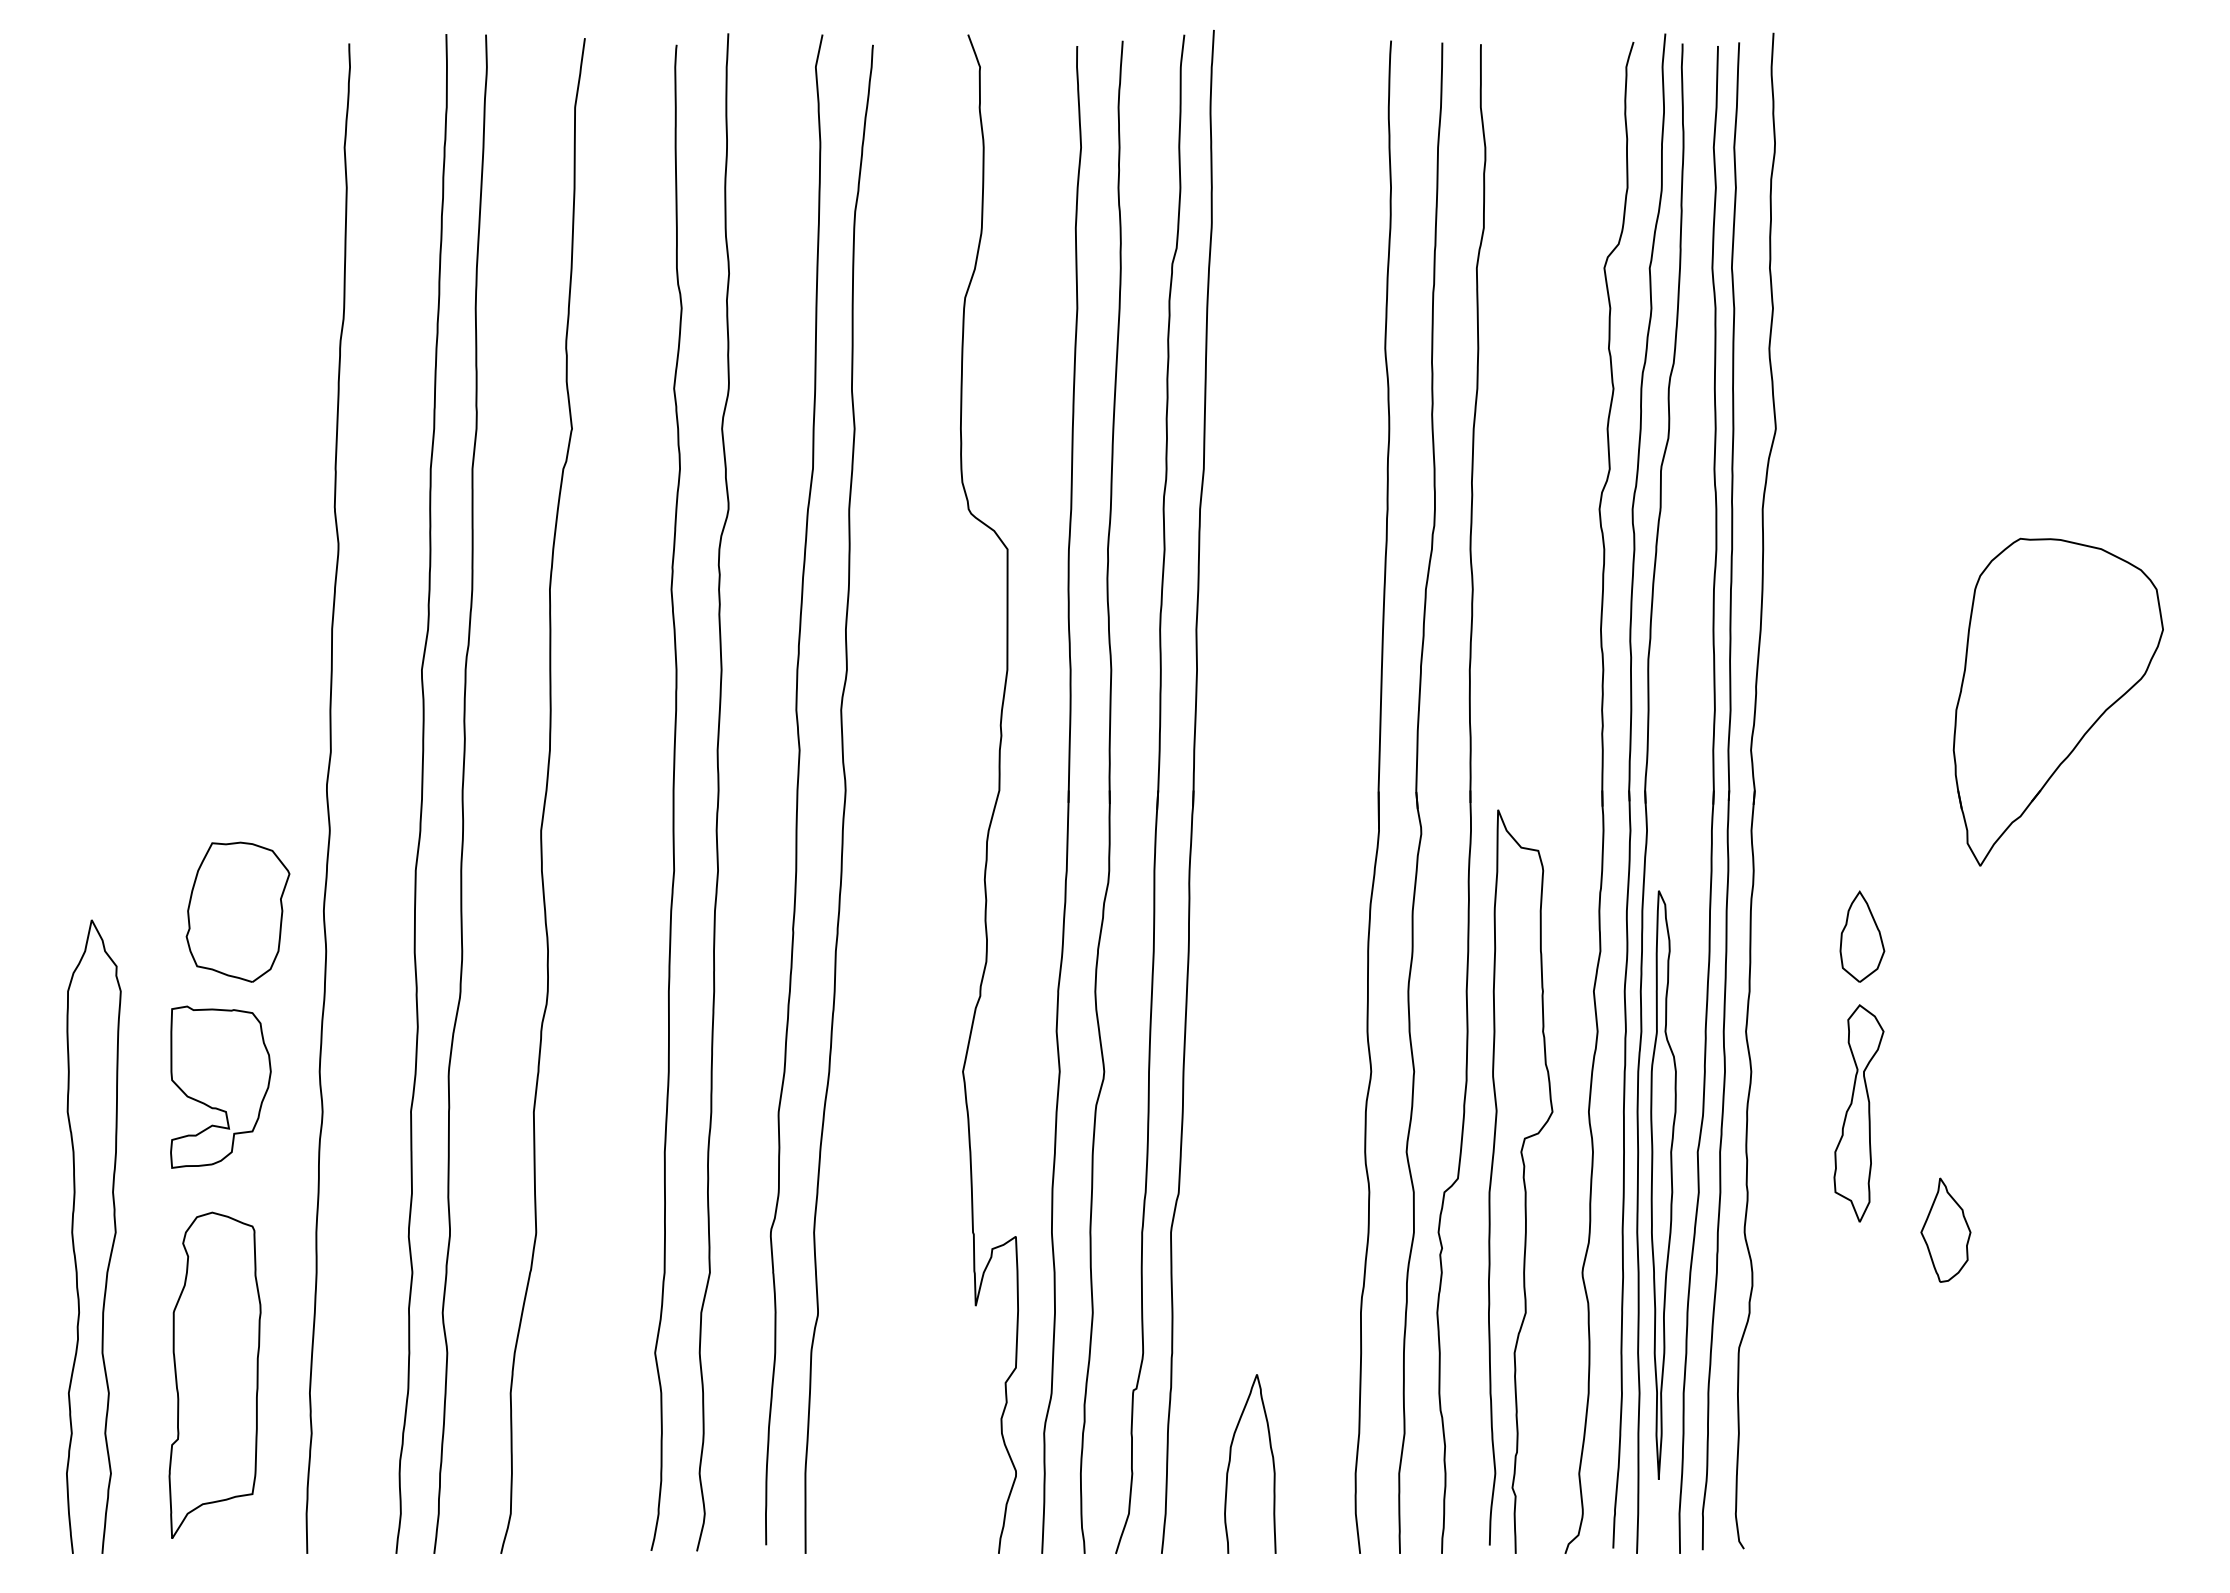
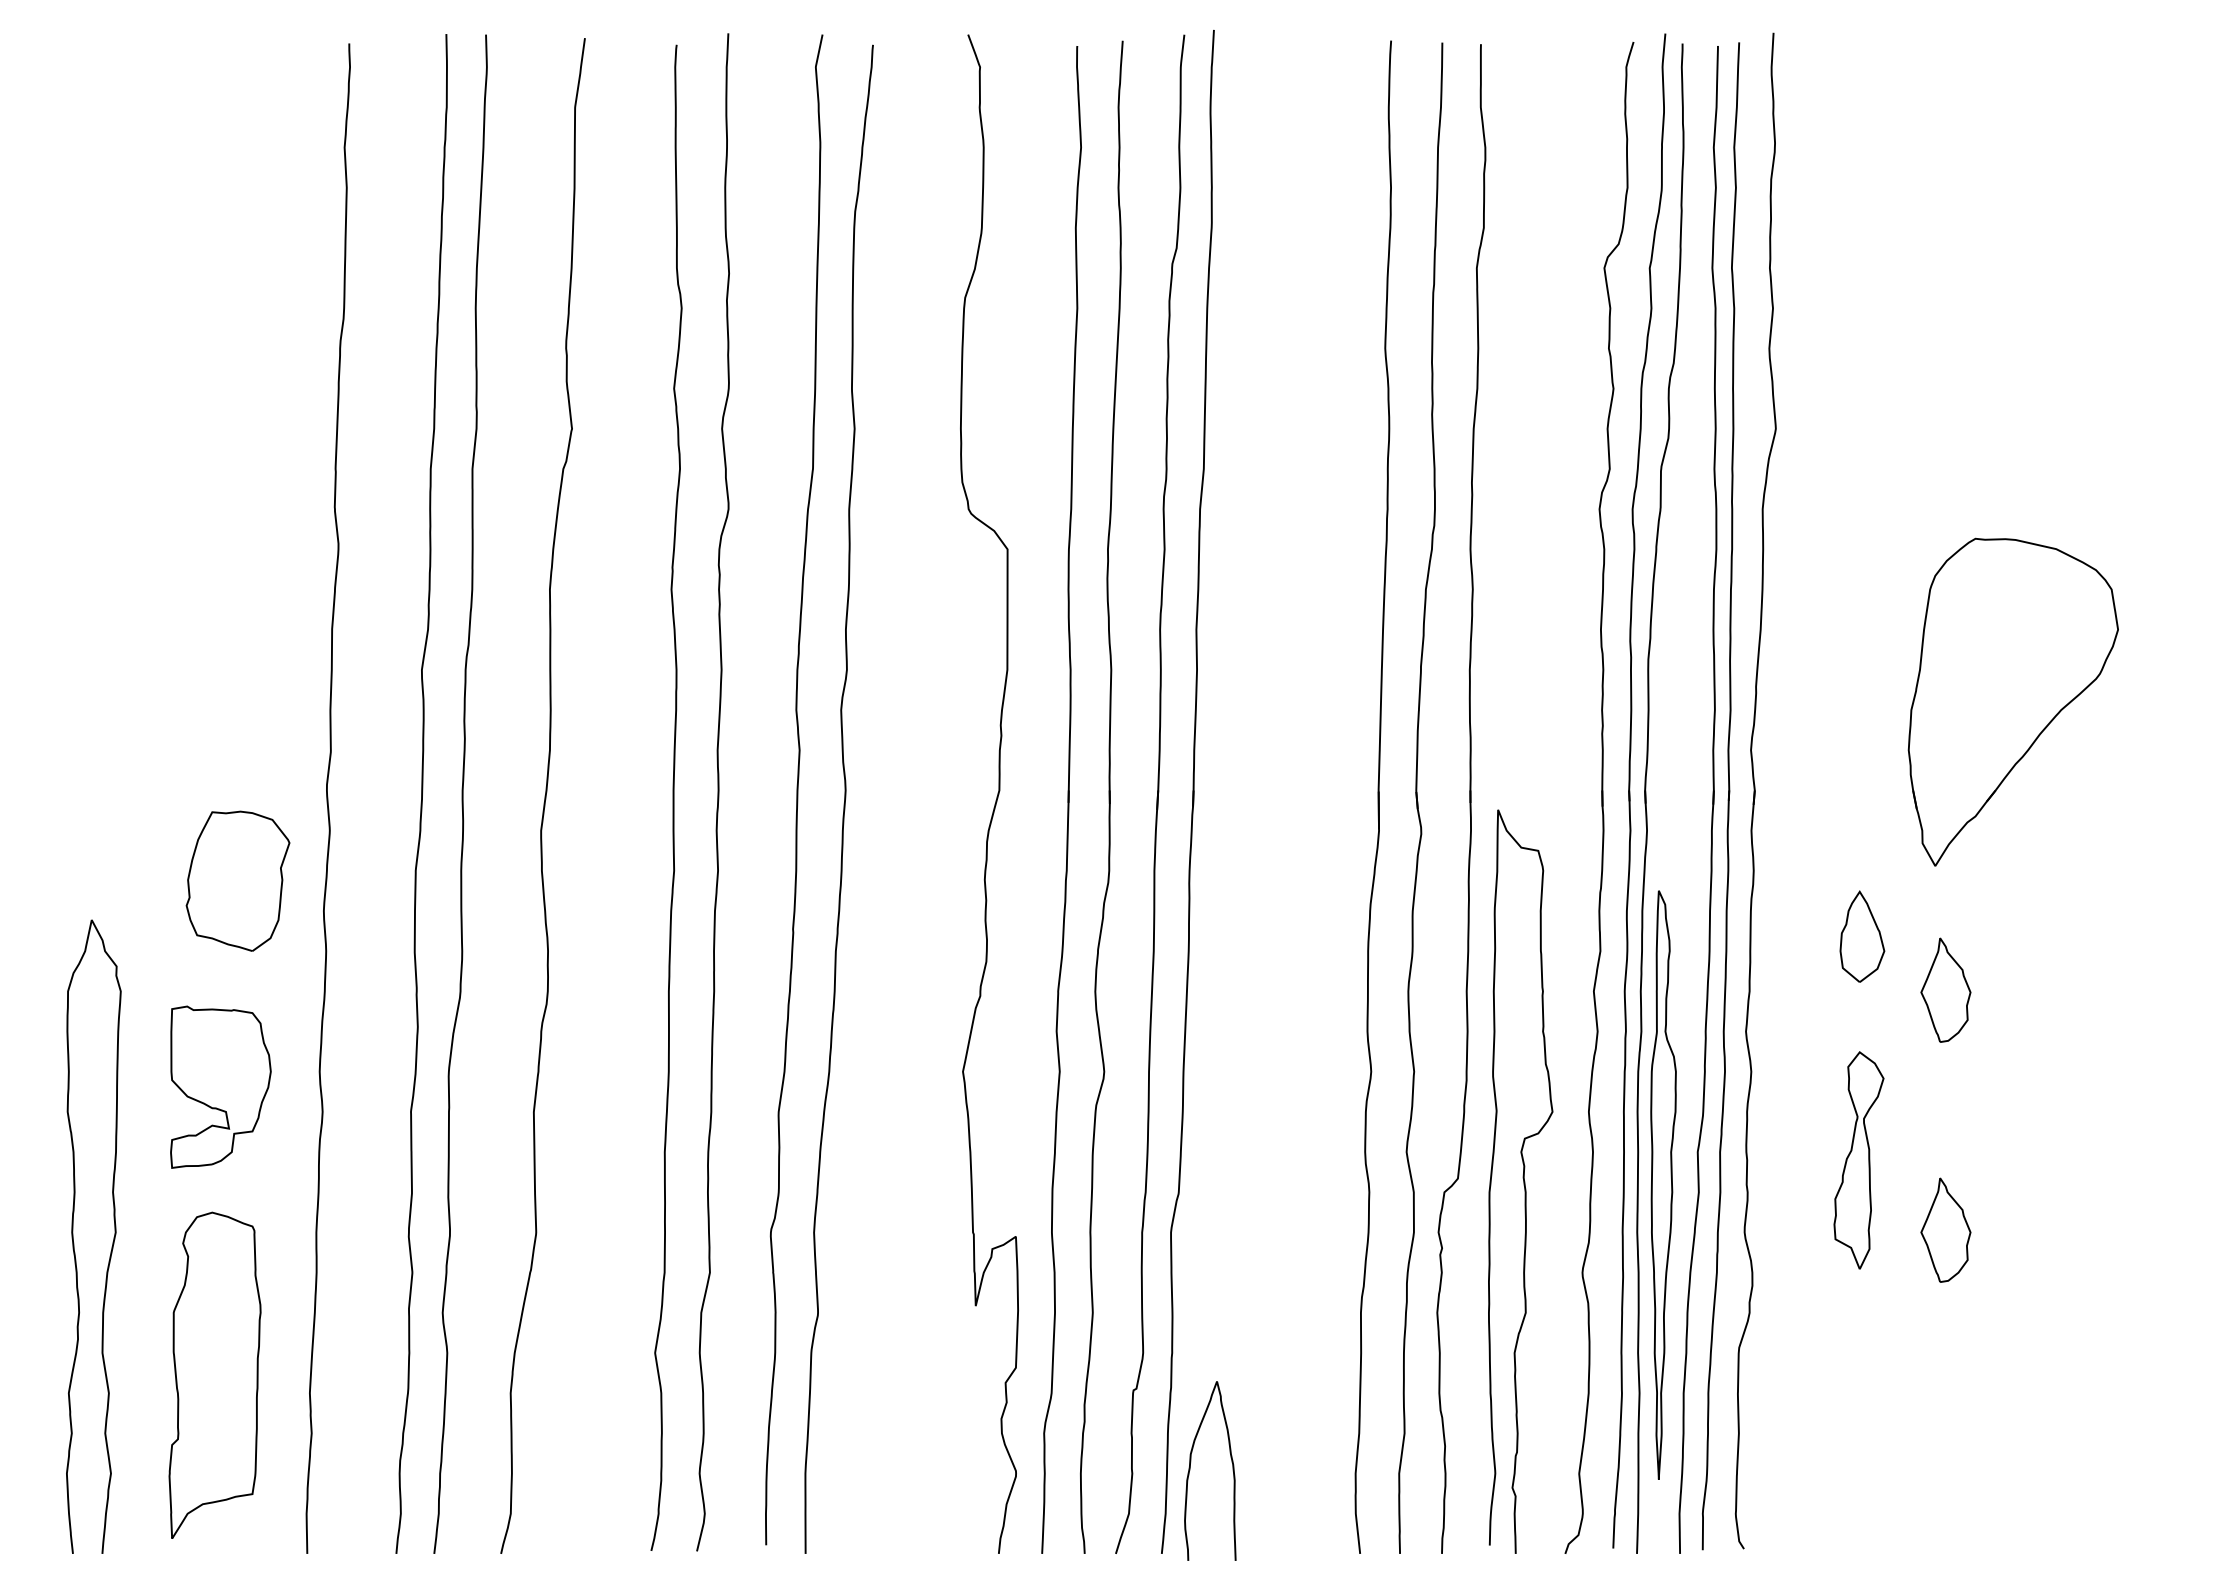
part position: (2057, 701) -> (2012, 701) (2012, 701)
part position: (237, 911) -> (237, 880) (237, 880)
part: none -> present (1945, 989)
part position: (1858, 1113) -> (1858, 1160) (1858, 1160)
curve position: (1230, 1463) -> (1190, 1470) (1190, 1470)
